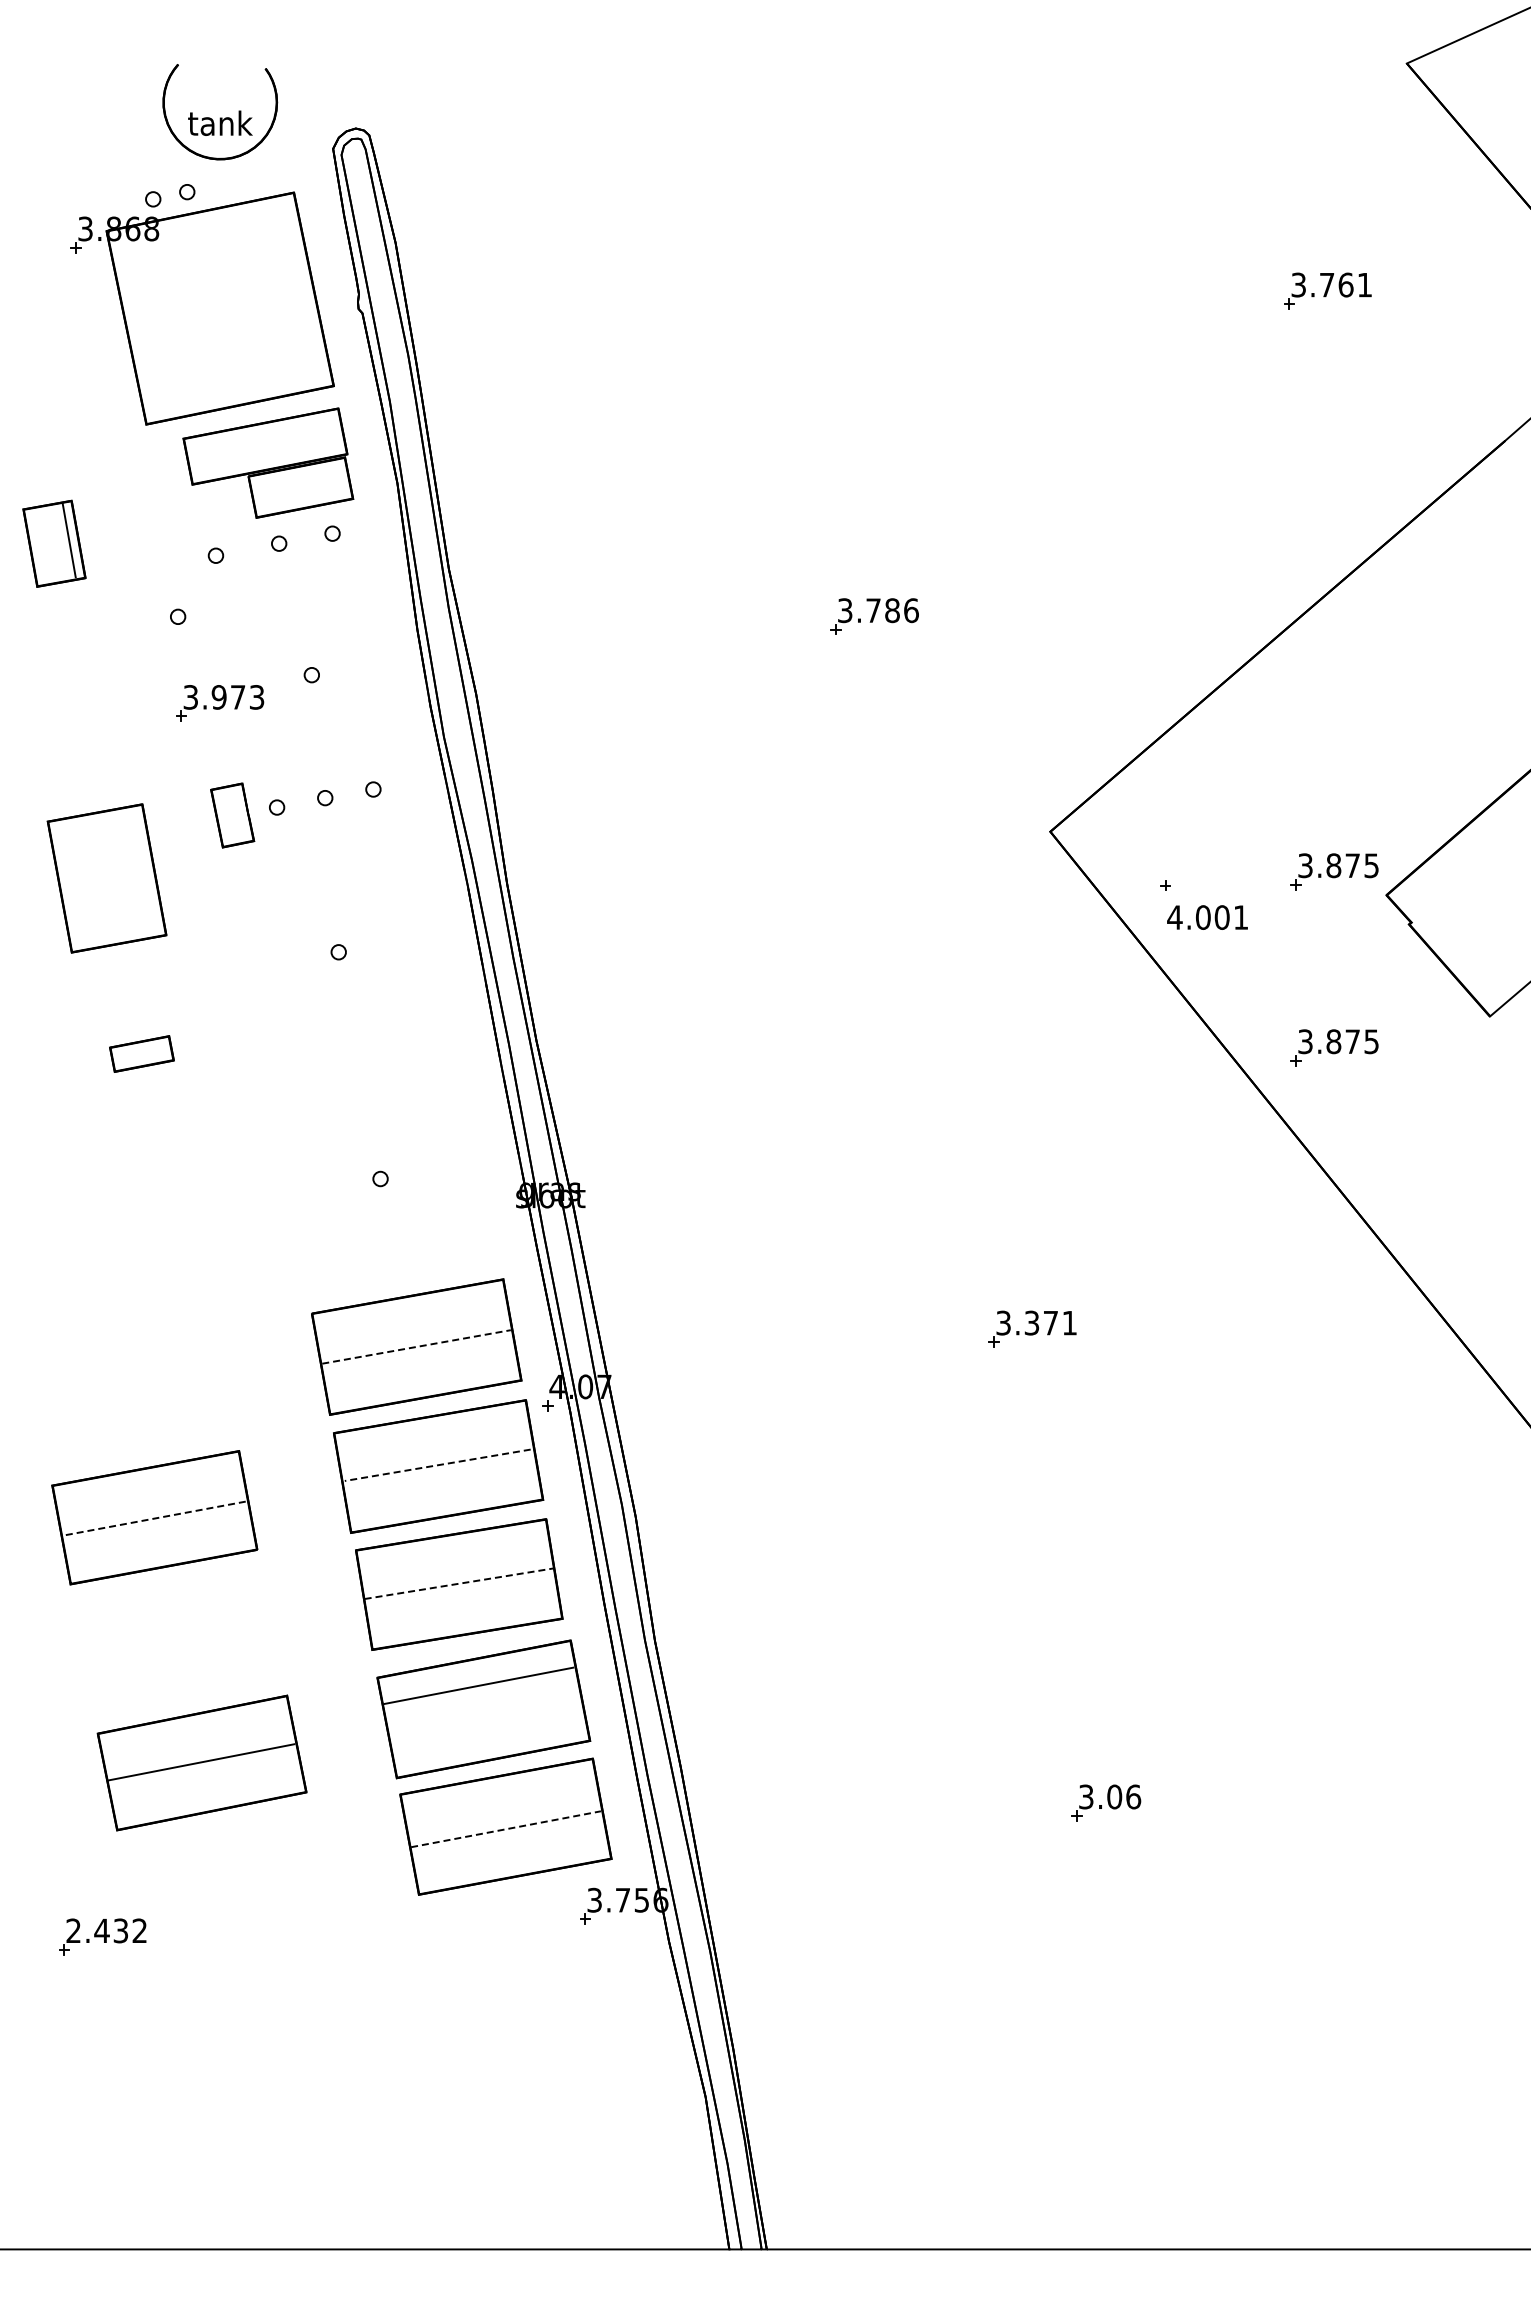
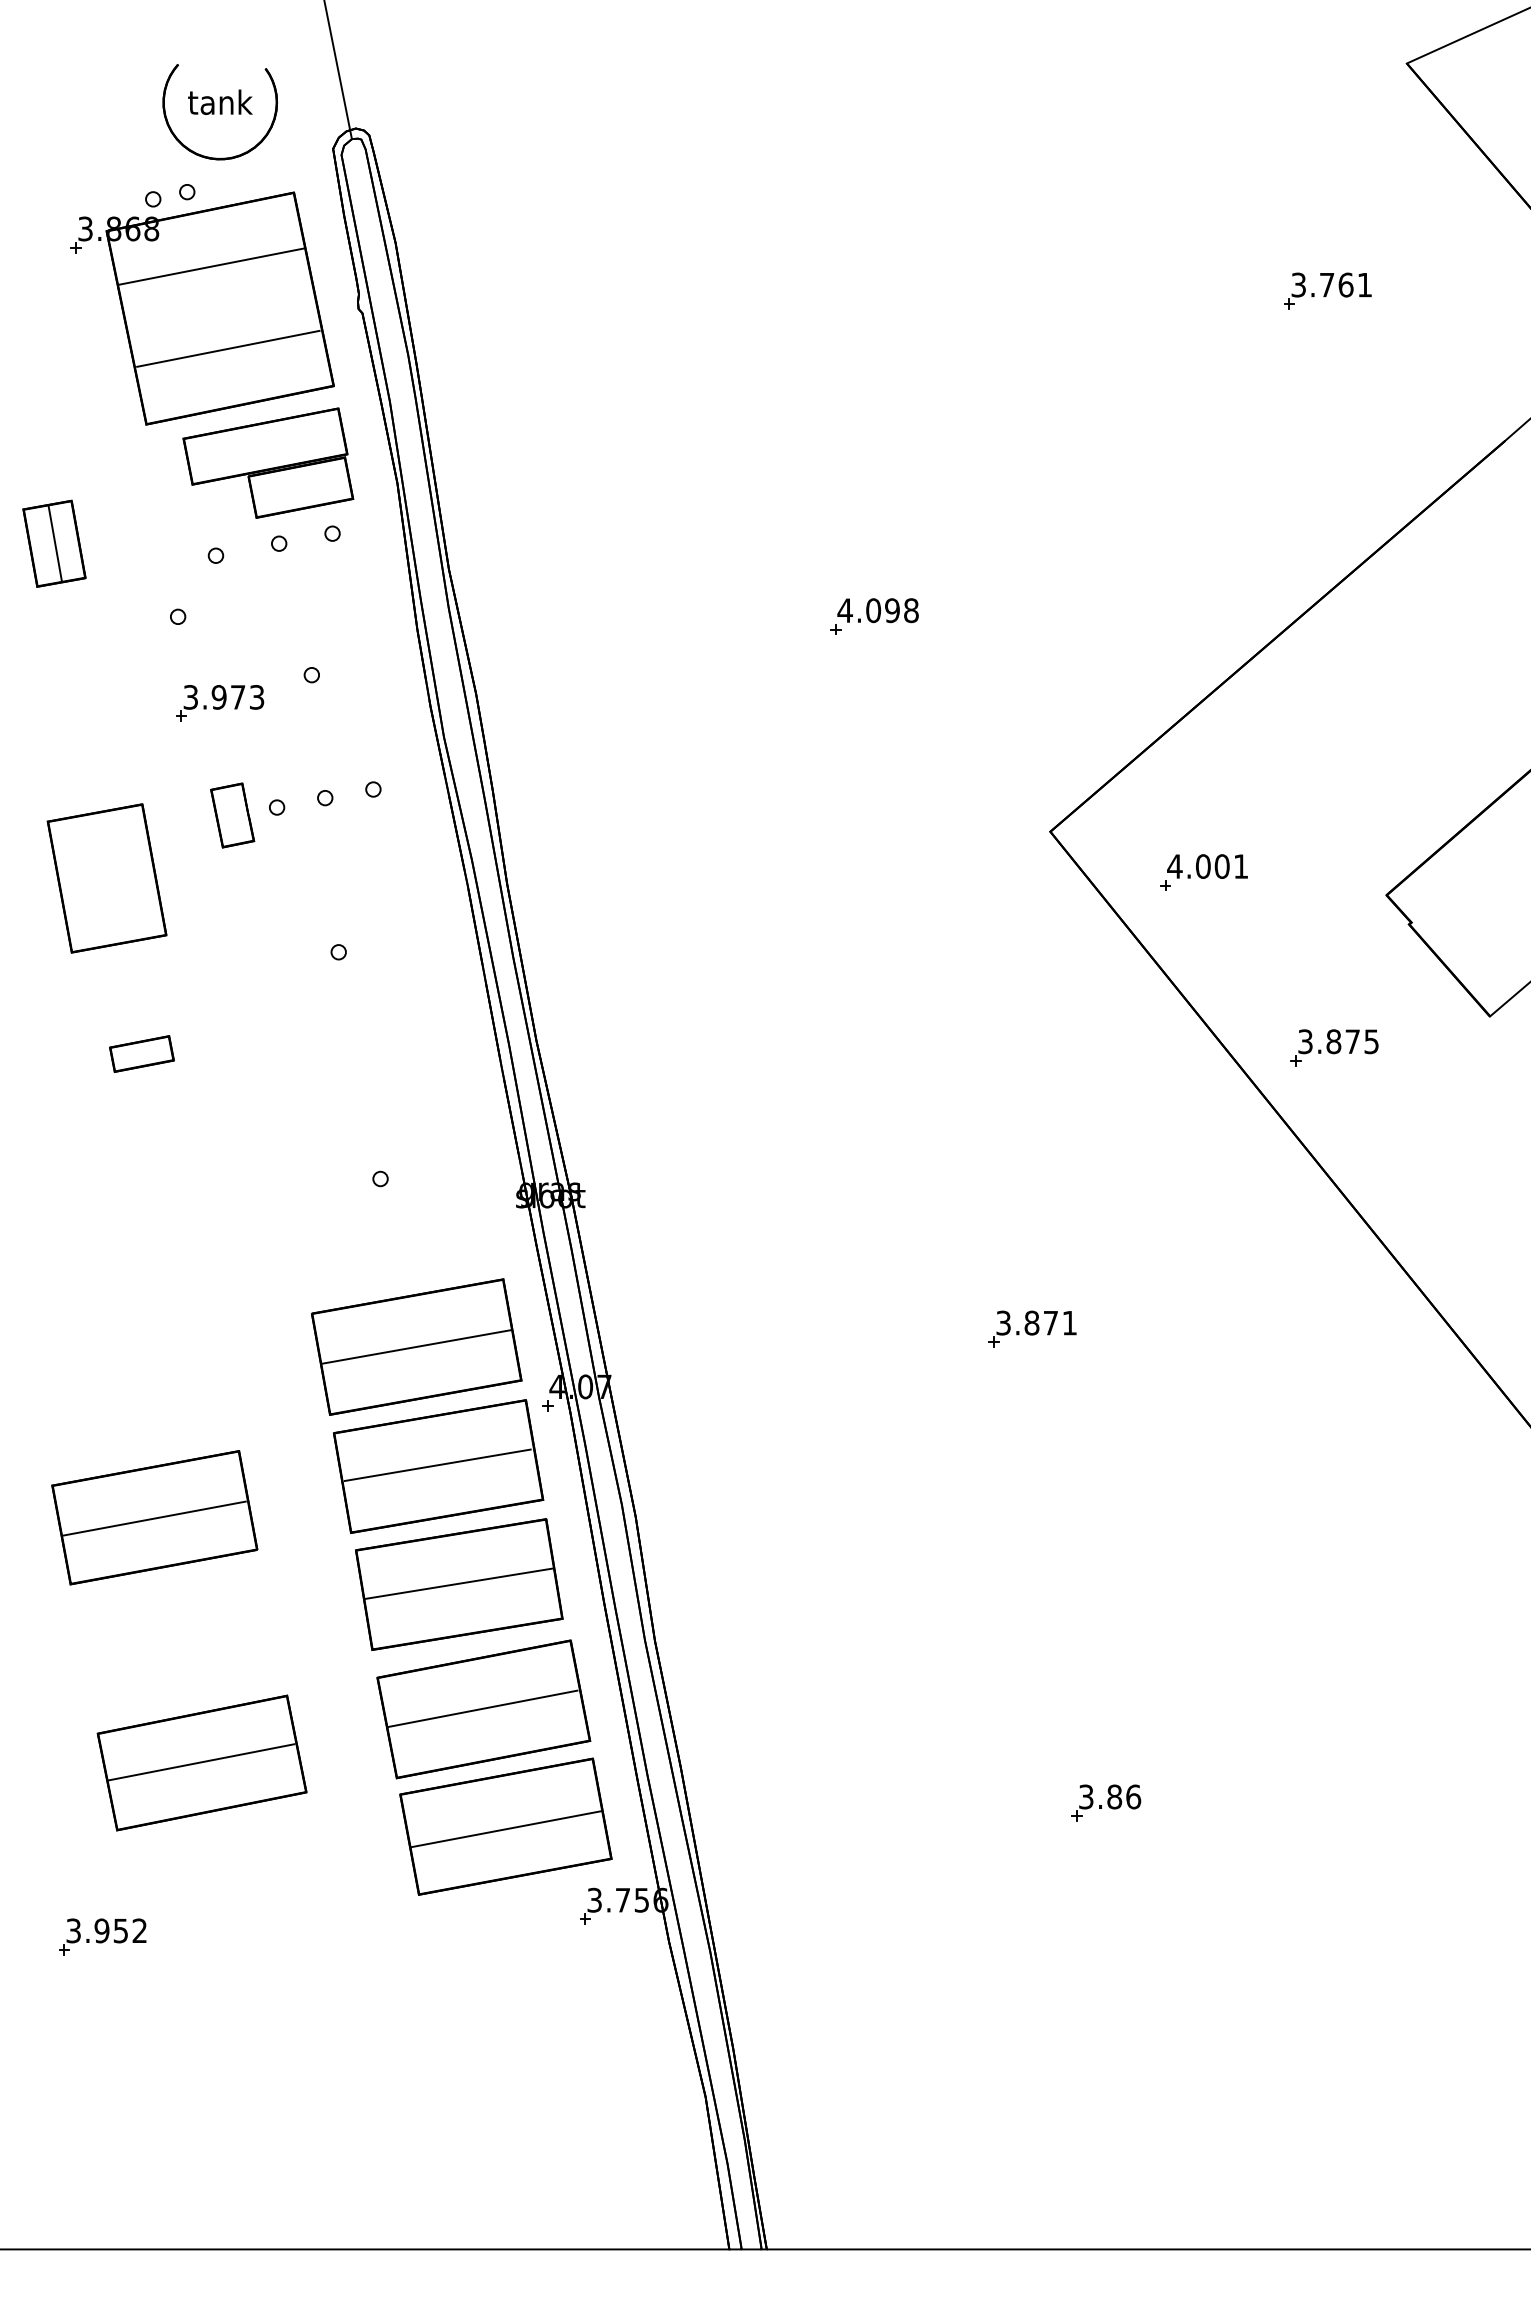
line: none -> present (337, 70)
text position: (220, 122) -> (220, 101) (220, 101)
line: none -> present (211, 266)
line: none -> present (228, 348)
line position: (68, 540) -> (54, 543) (54, 543)
text: 3.786 -> 4.098 (877, 610)
part: present -> none (1334, 871)
text position: (1207, 917) -> (1207, 866) (1207, 866)
text: 3.371 -> 3.871 (1031, 1322)
line: dashed -> solid (416, 1346)
line: dashed -> solid (437, 1465)
line: dashed -> solid (153, 1518)
line: dashed -> solid (459, 1583)
line position: (478, 1685) -> (482, 1708) (482, 1708)
text: 3.06 -> 3.86 (1114, 1797)
line: dashed -> solid (506, 1829)
text: 2.432 -> 3.952 (96, 1930)
